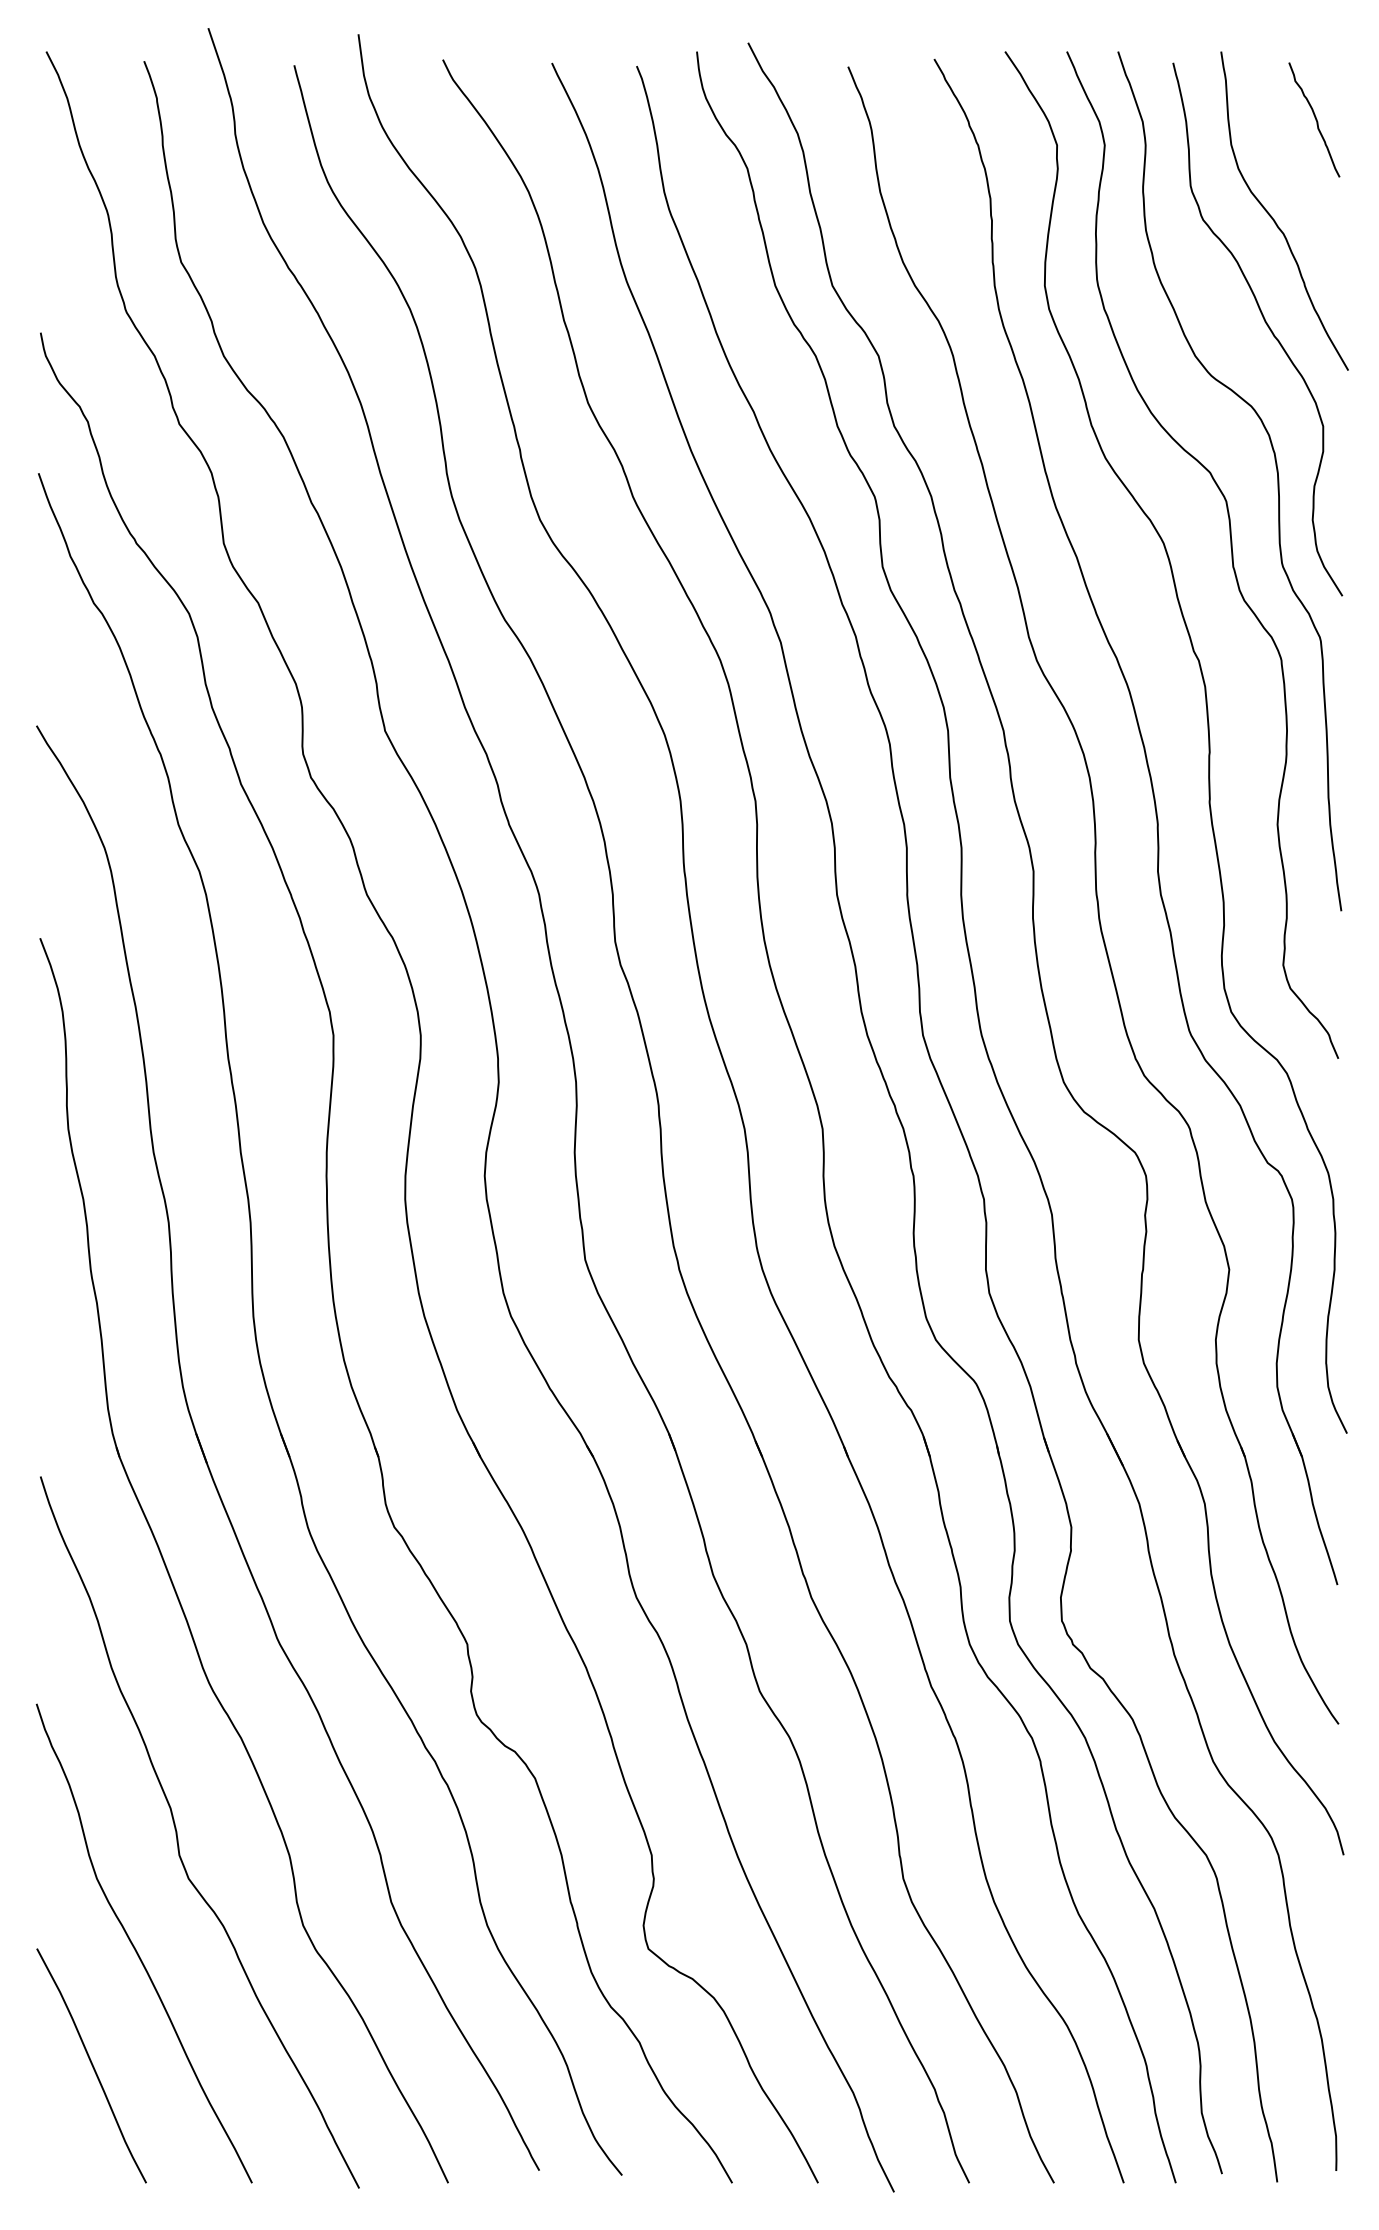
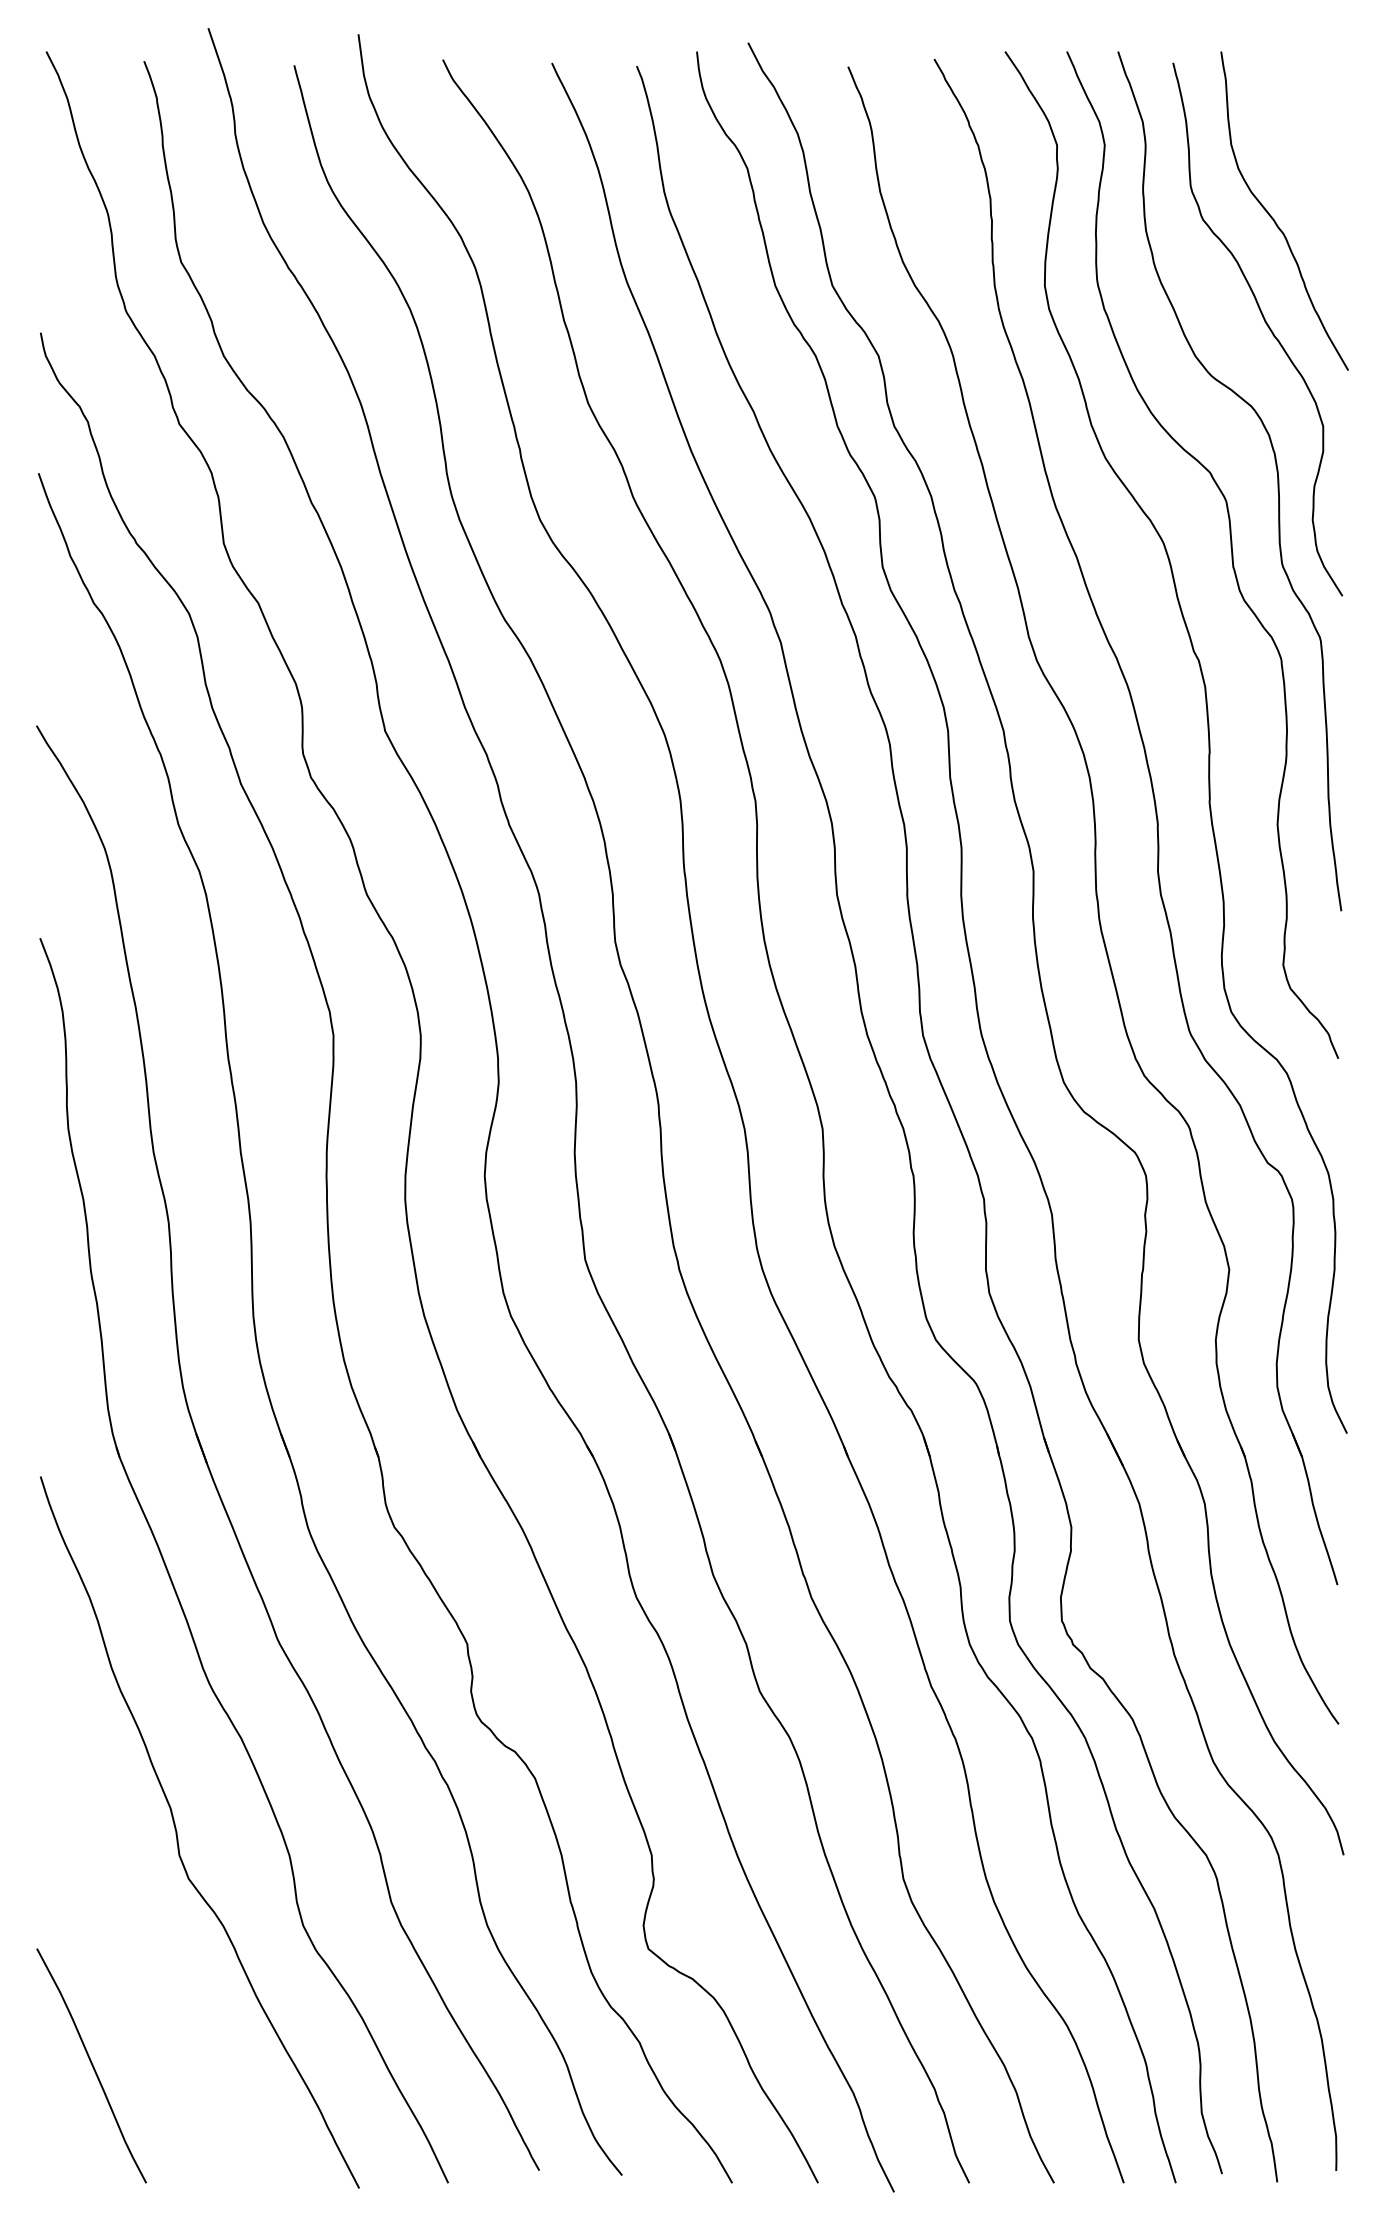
curve: present -> none (1315, 119)
curve: present -> none (135, 1947)
